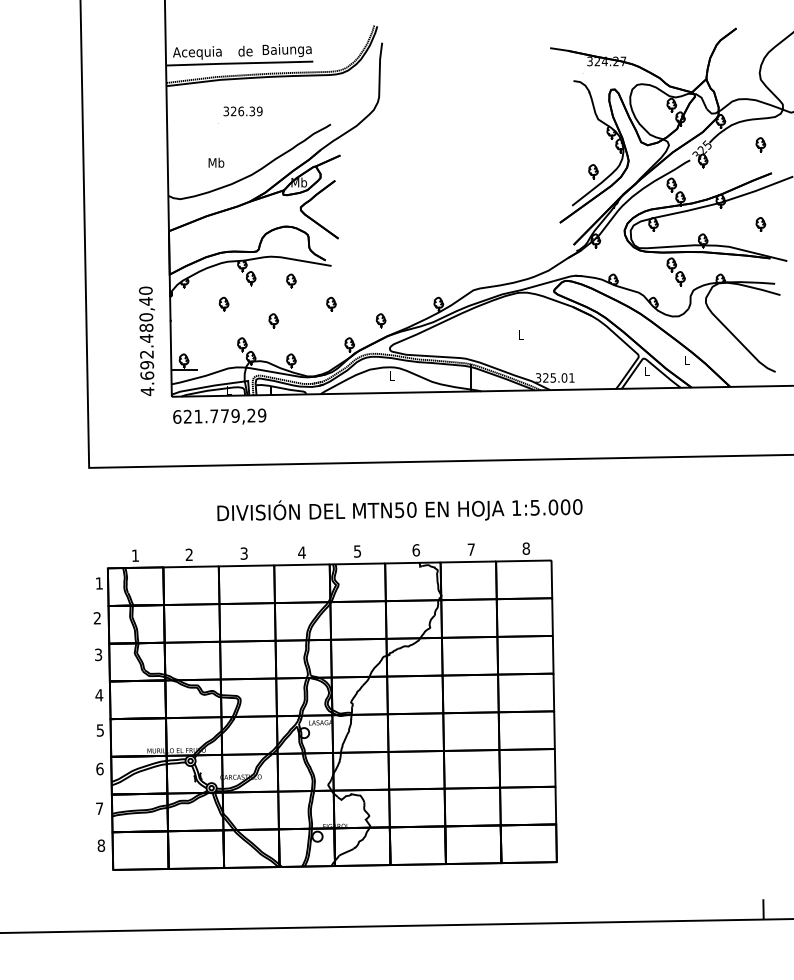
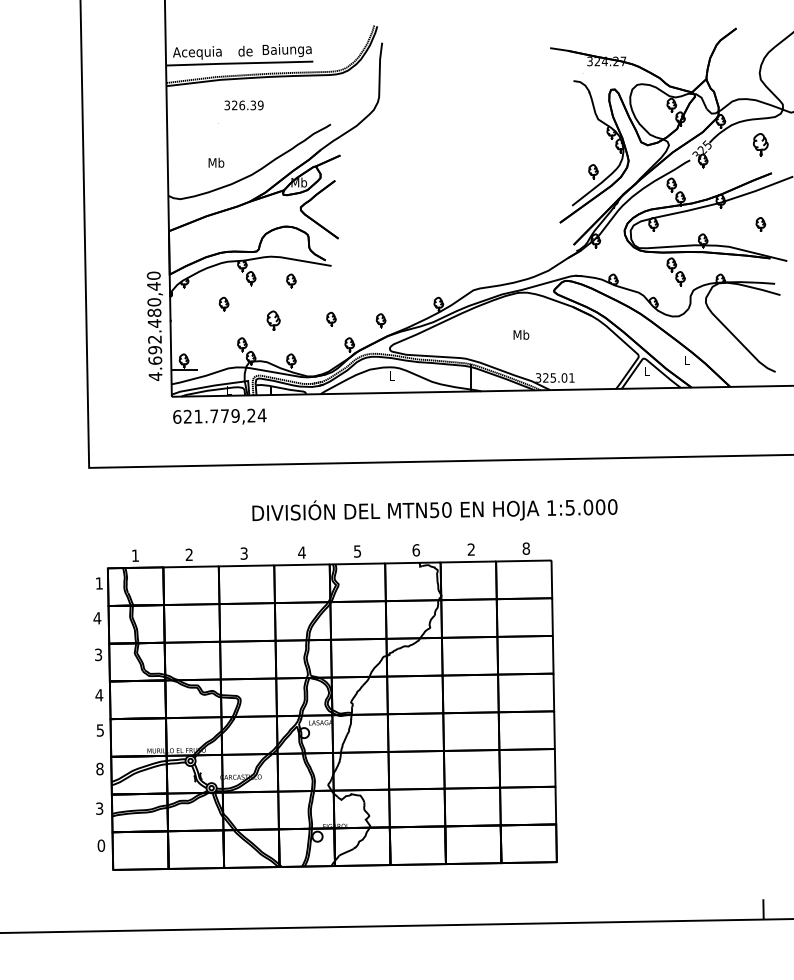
text position: (242, 111) -> (243, 105) (243, 105)
part size: 12x16 px -> 16x24 px (760, 144)
part position: (331, 303) -> (331, 318) (331, 318)
part size: 12x16 px -> 15x21 px (273, 320)
text: L -> Mb (521, 334)
text position: (146, 340) -> (154, 325) (154, 325)
text: 621.779,29 -> 621.779,24 (261, 415)
text position: (399, 510) -> (434, 510) (434, 510)
text: 7 -> 2 (470, 549)
text: 2 -> 4 (97, 618)
text: 6 -> 8 (99, 768)
text: 7 -> 3 (99, 808)
text: 8 -> 0 (101, 845)
